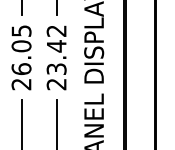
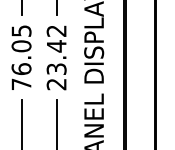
text: 26.05 -> 76.05 (21, 84)
